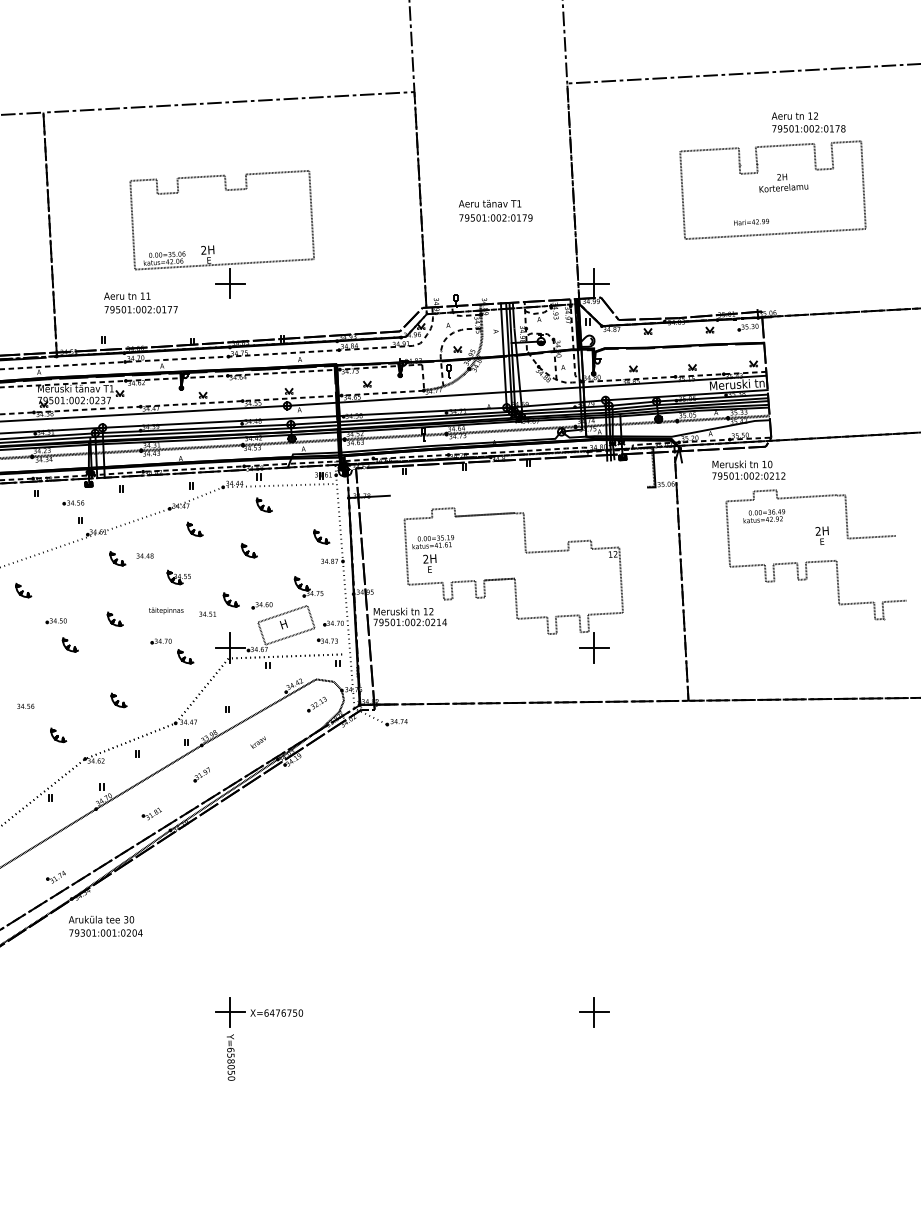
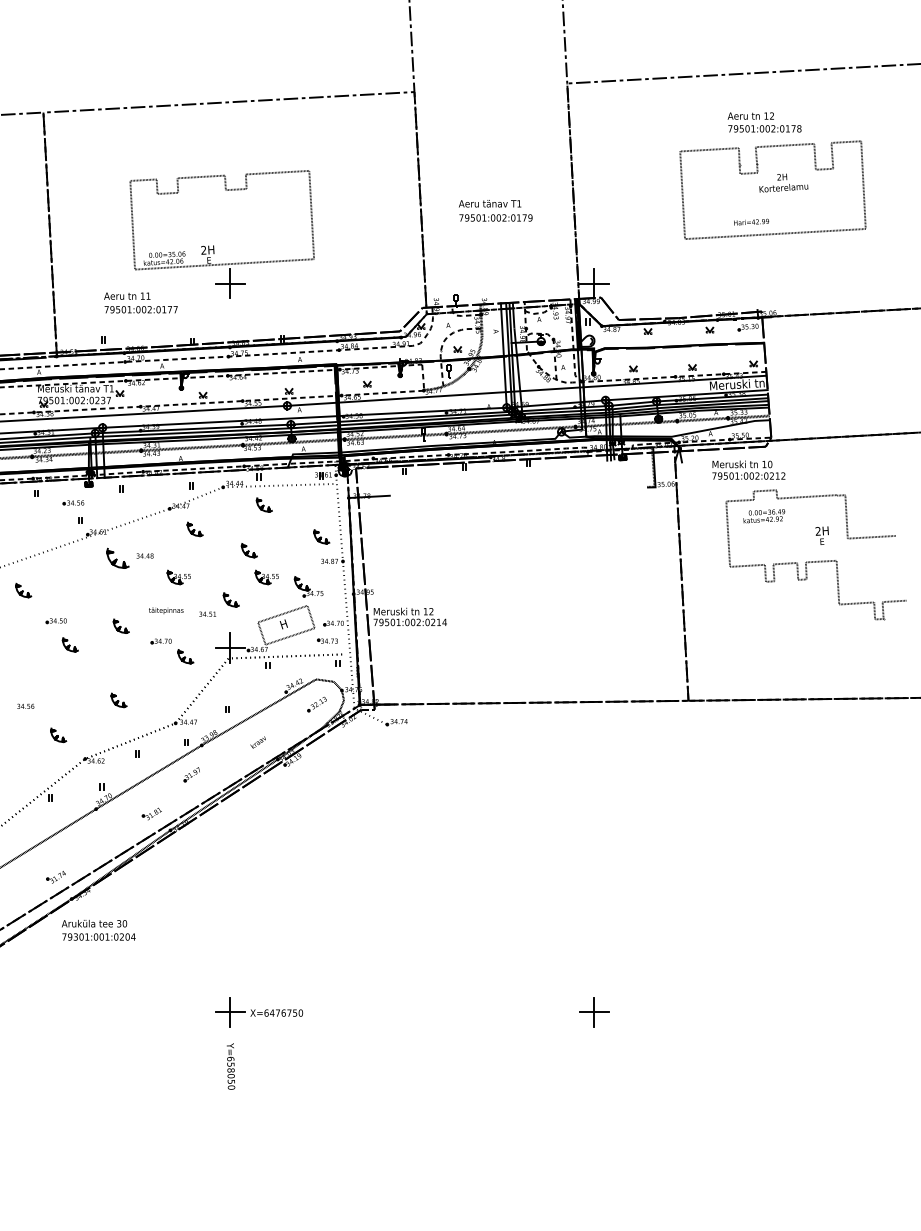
text position: (808, 122) -> (764, 122) (764, 122)
part size: 18x16 px -> 24x22 px (117, 557)
part: none -> present (266, 577)
part: present -> none (513, 585)
part: present -> none (261, 605)
part position: (114, 618) -> (120, 625) (120, 625)
part position: (201, 774) -> (191, 774) (191, 774)
text position: (105, 925) -> (98, 929) (98, 929)
text position: (231, 1057) -> (231, 1066) (231, 1066)
